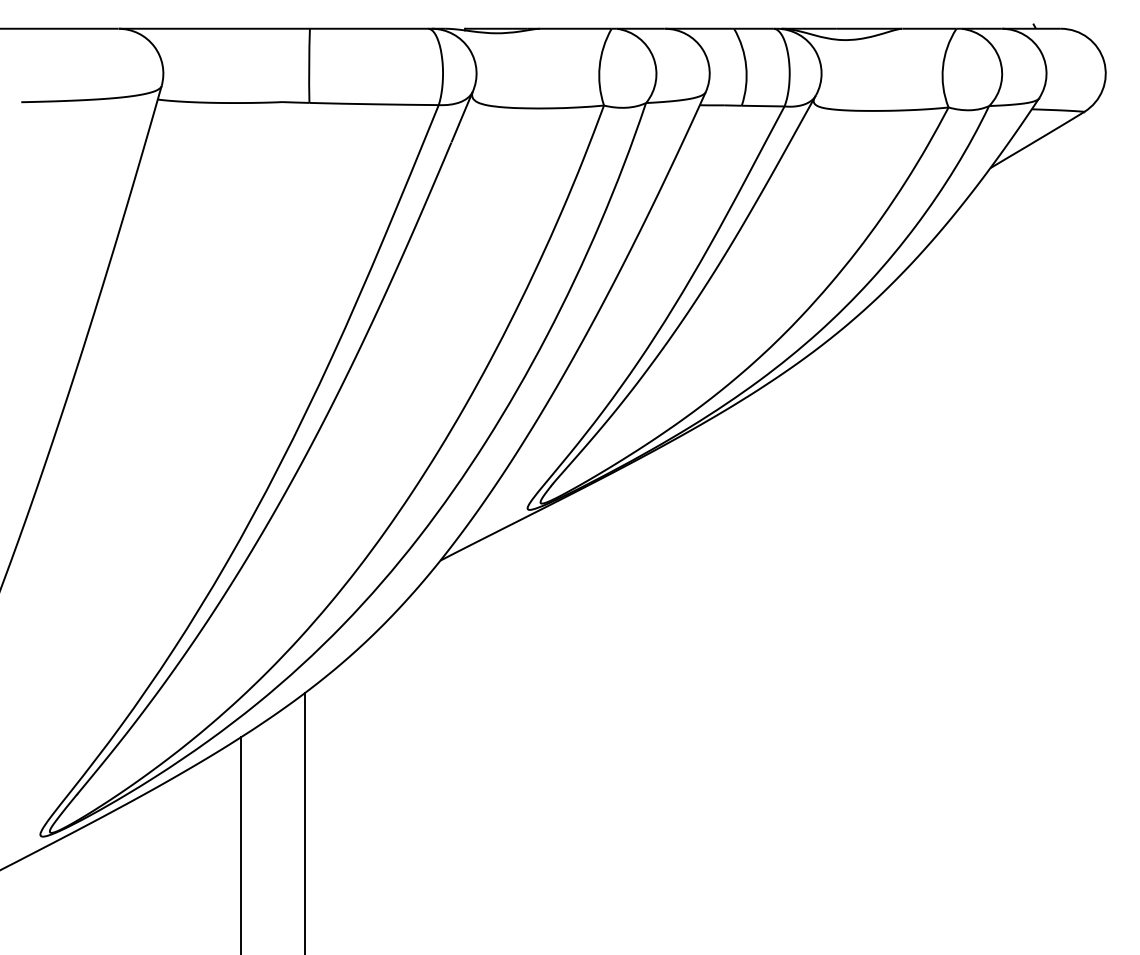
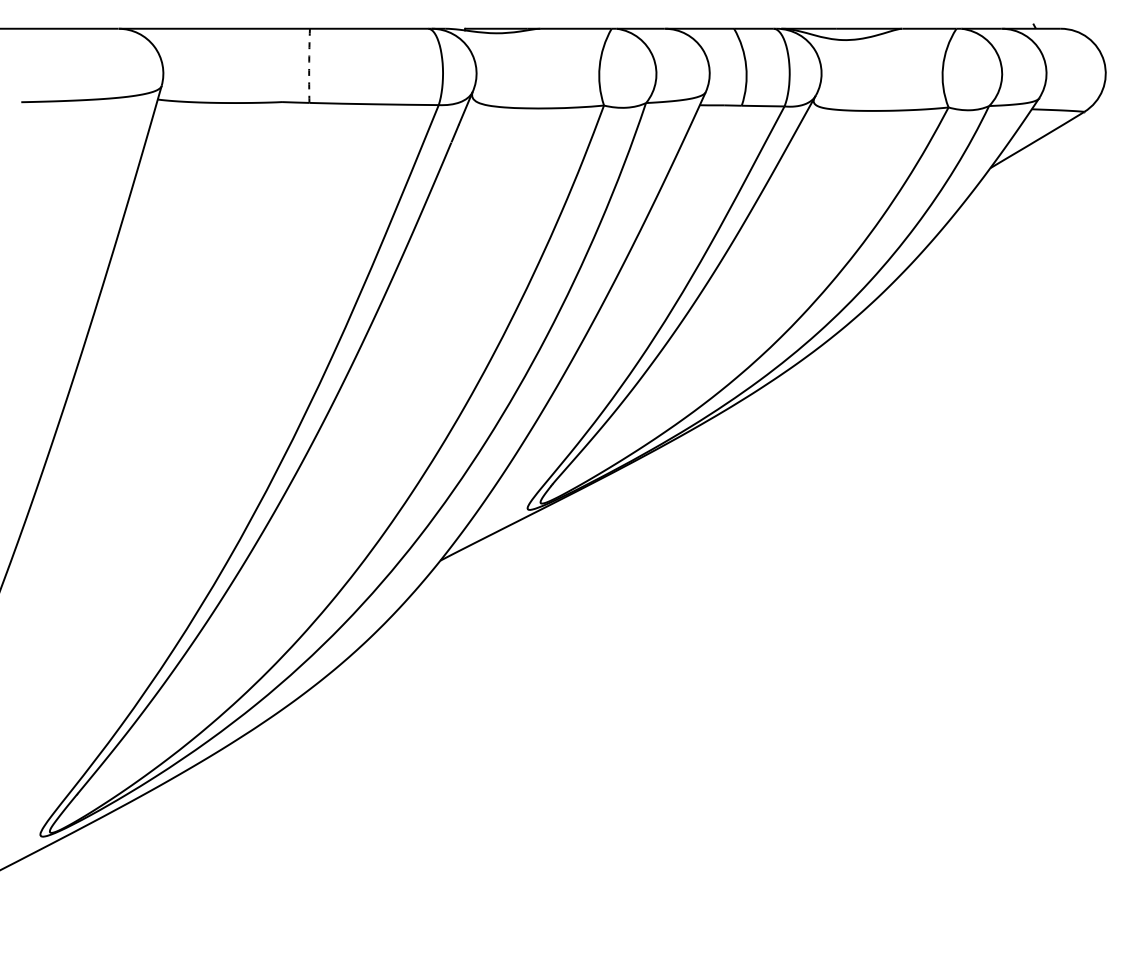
arc: solid -> dashed (309, 65)
line: present -> none (305, 822)
line: present -> none (240, 844)
